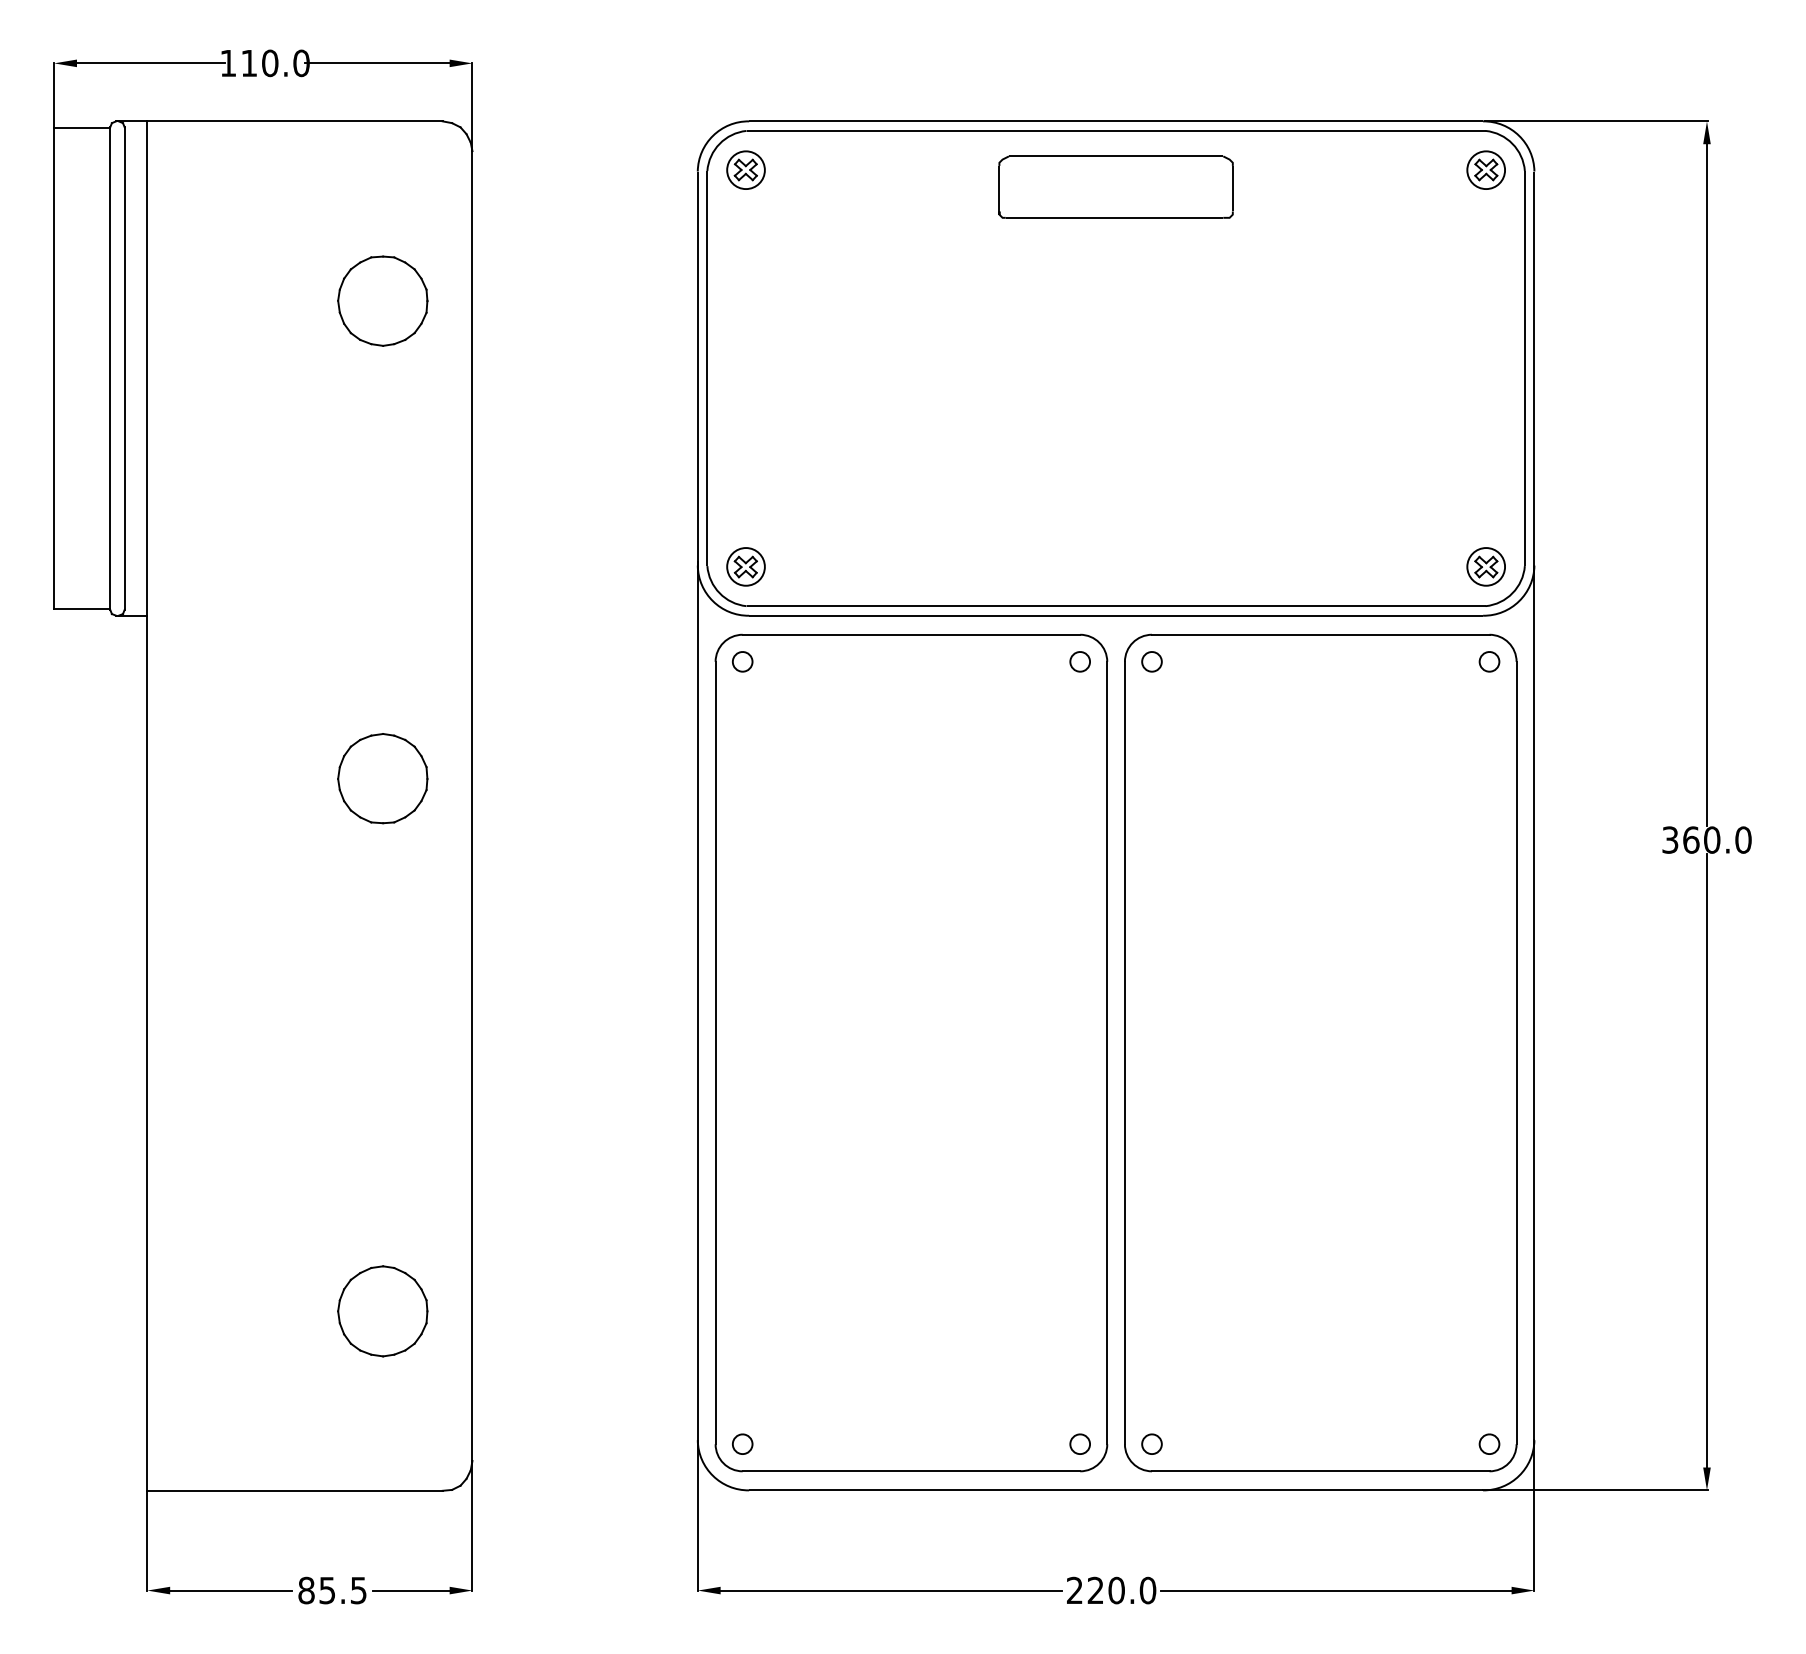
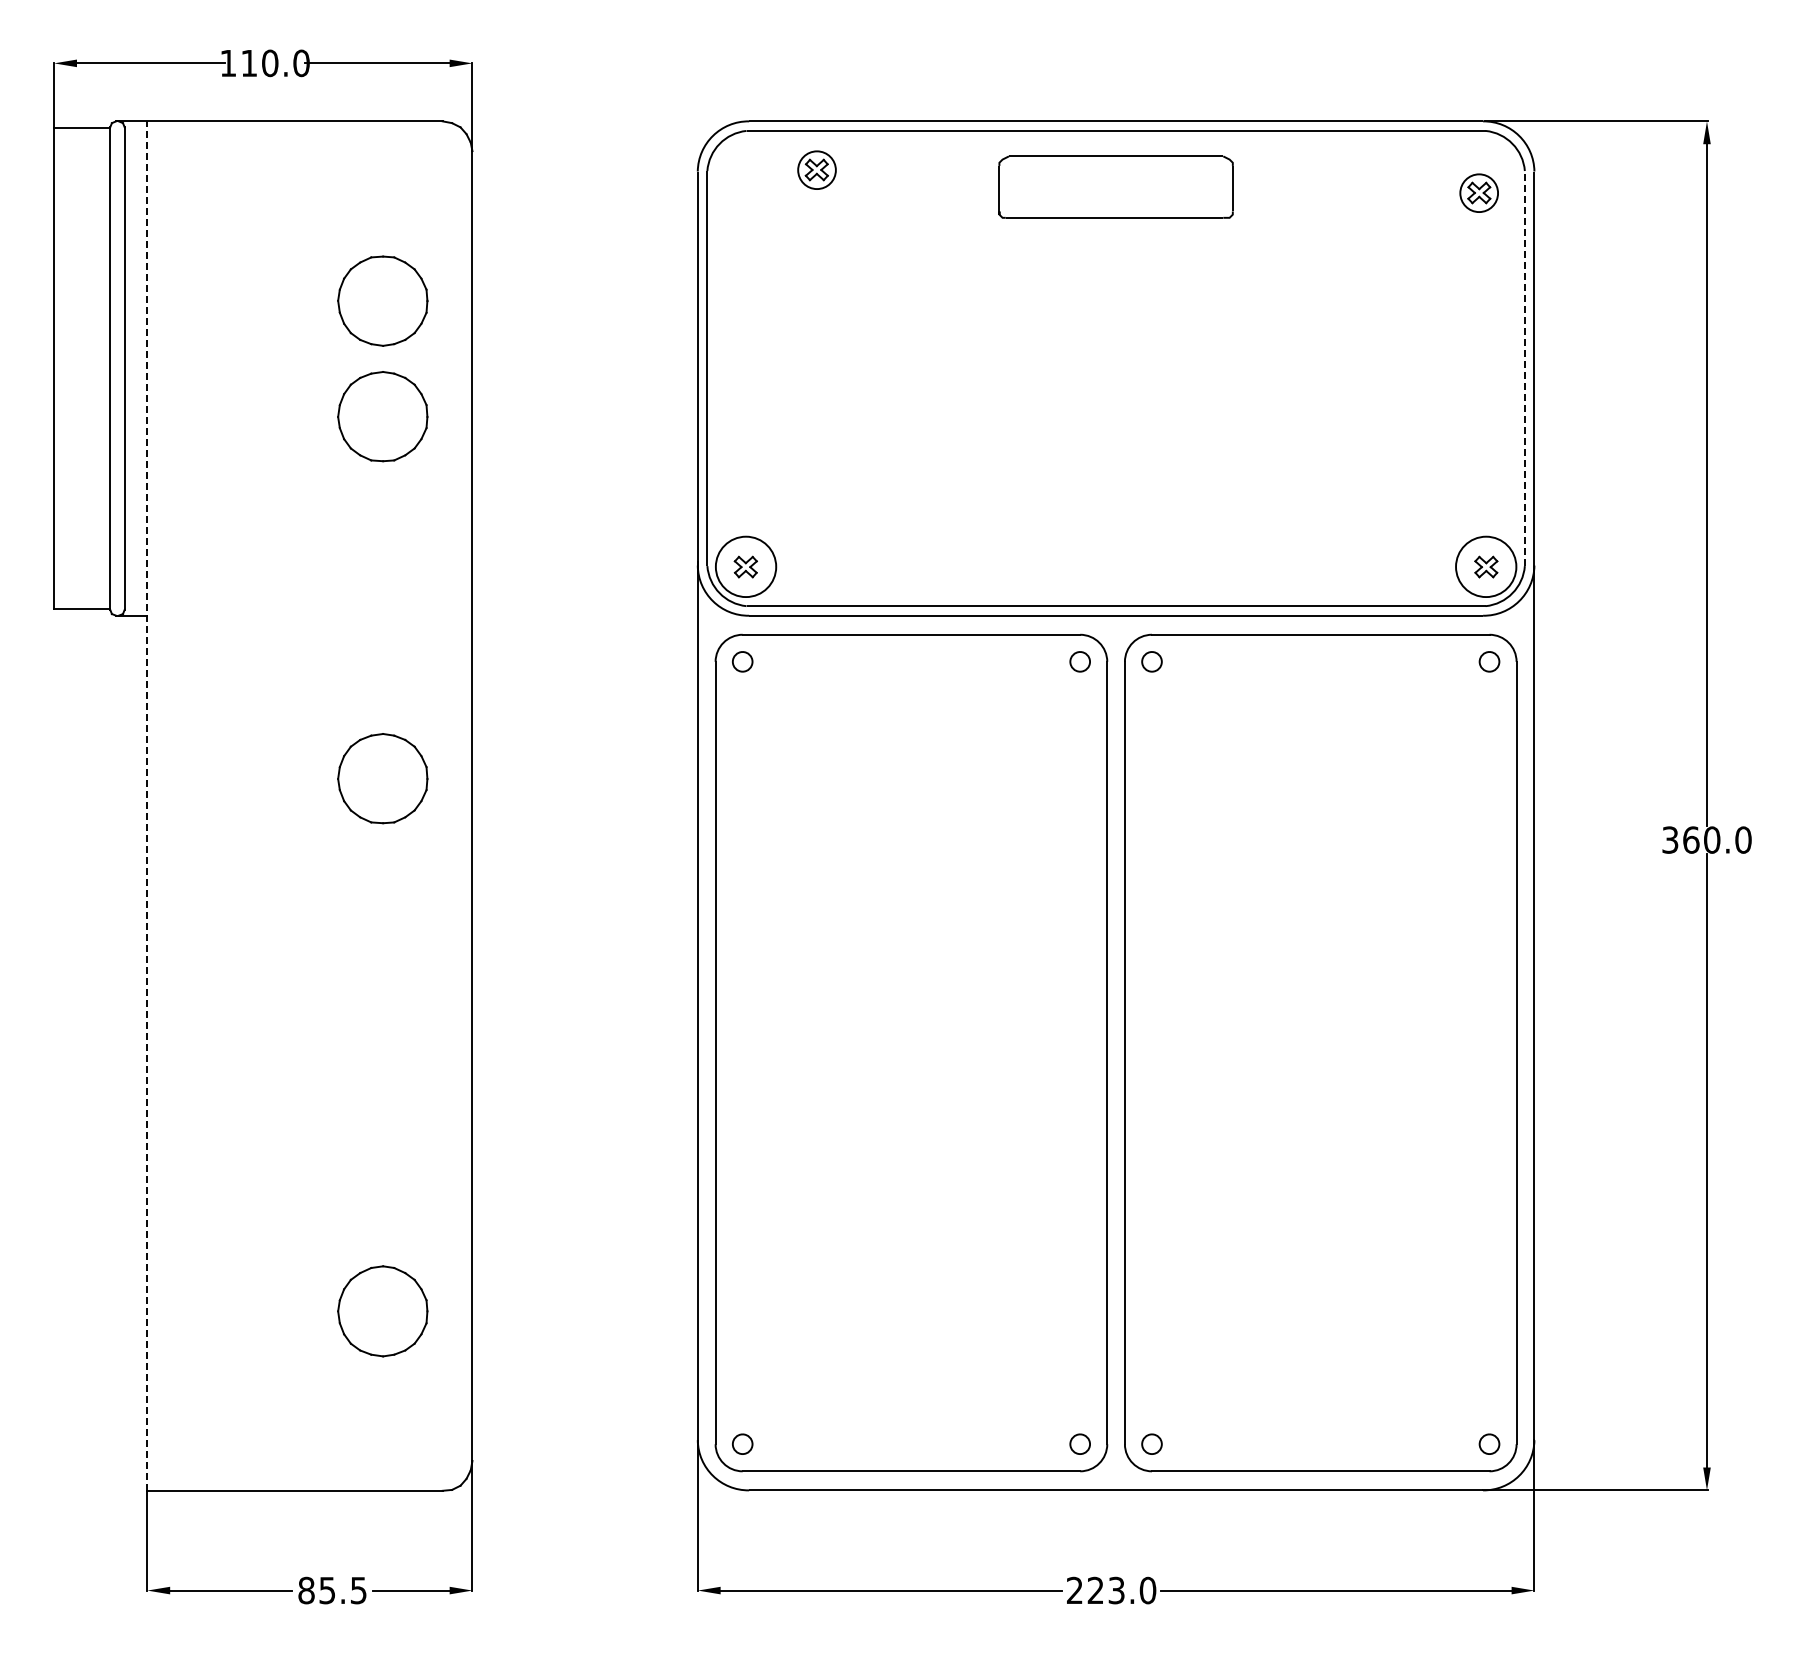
part position: (745, 169) -> (816, 169) (816, 169)
part position: (1485, 169) -> (1478, 192) (1478, 192)
line: solid -> dashed (1524, 368)
part: none -> present (382, 416)
circle diameter: 38 px -> 60 px (745, 566)
circle diameter: 38 px -> 60 px (1486, 566)
line: solid -> dashed (147, 806)
text: 220.0 -> 223.0 (1116, 1590)
